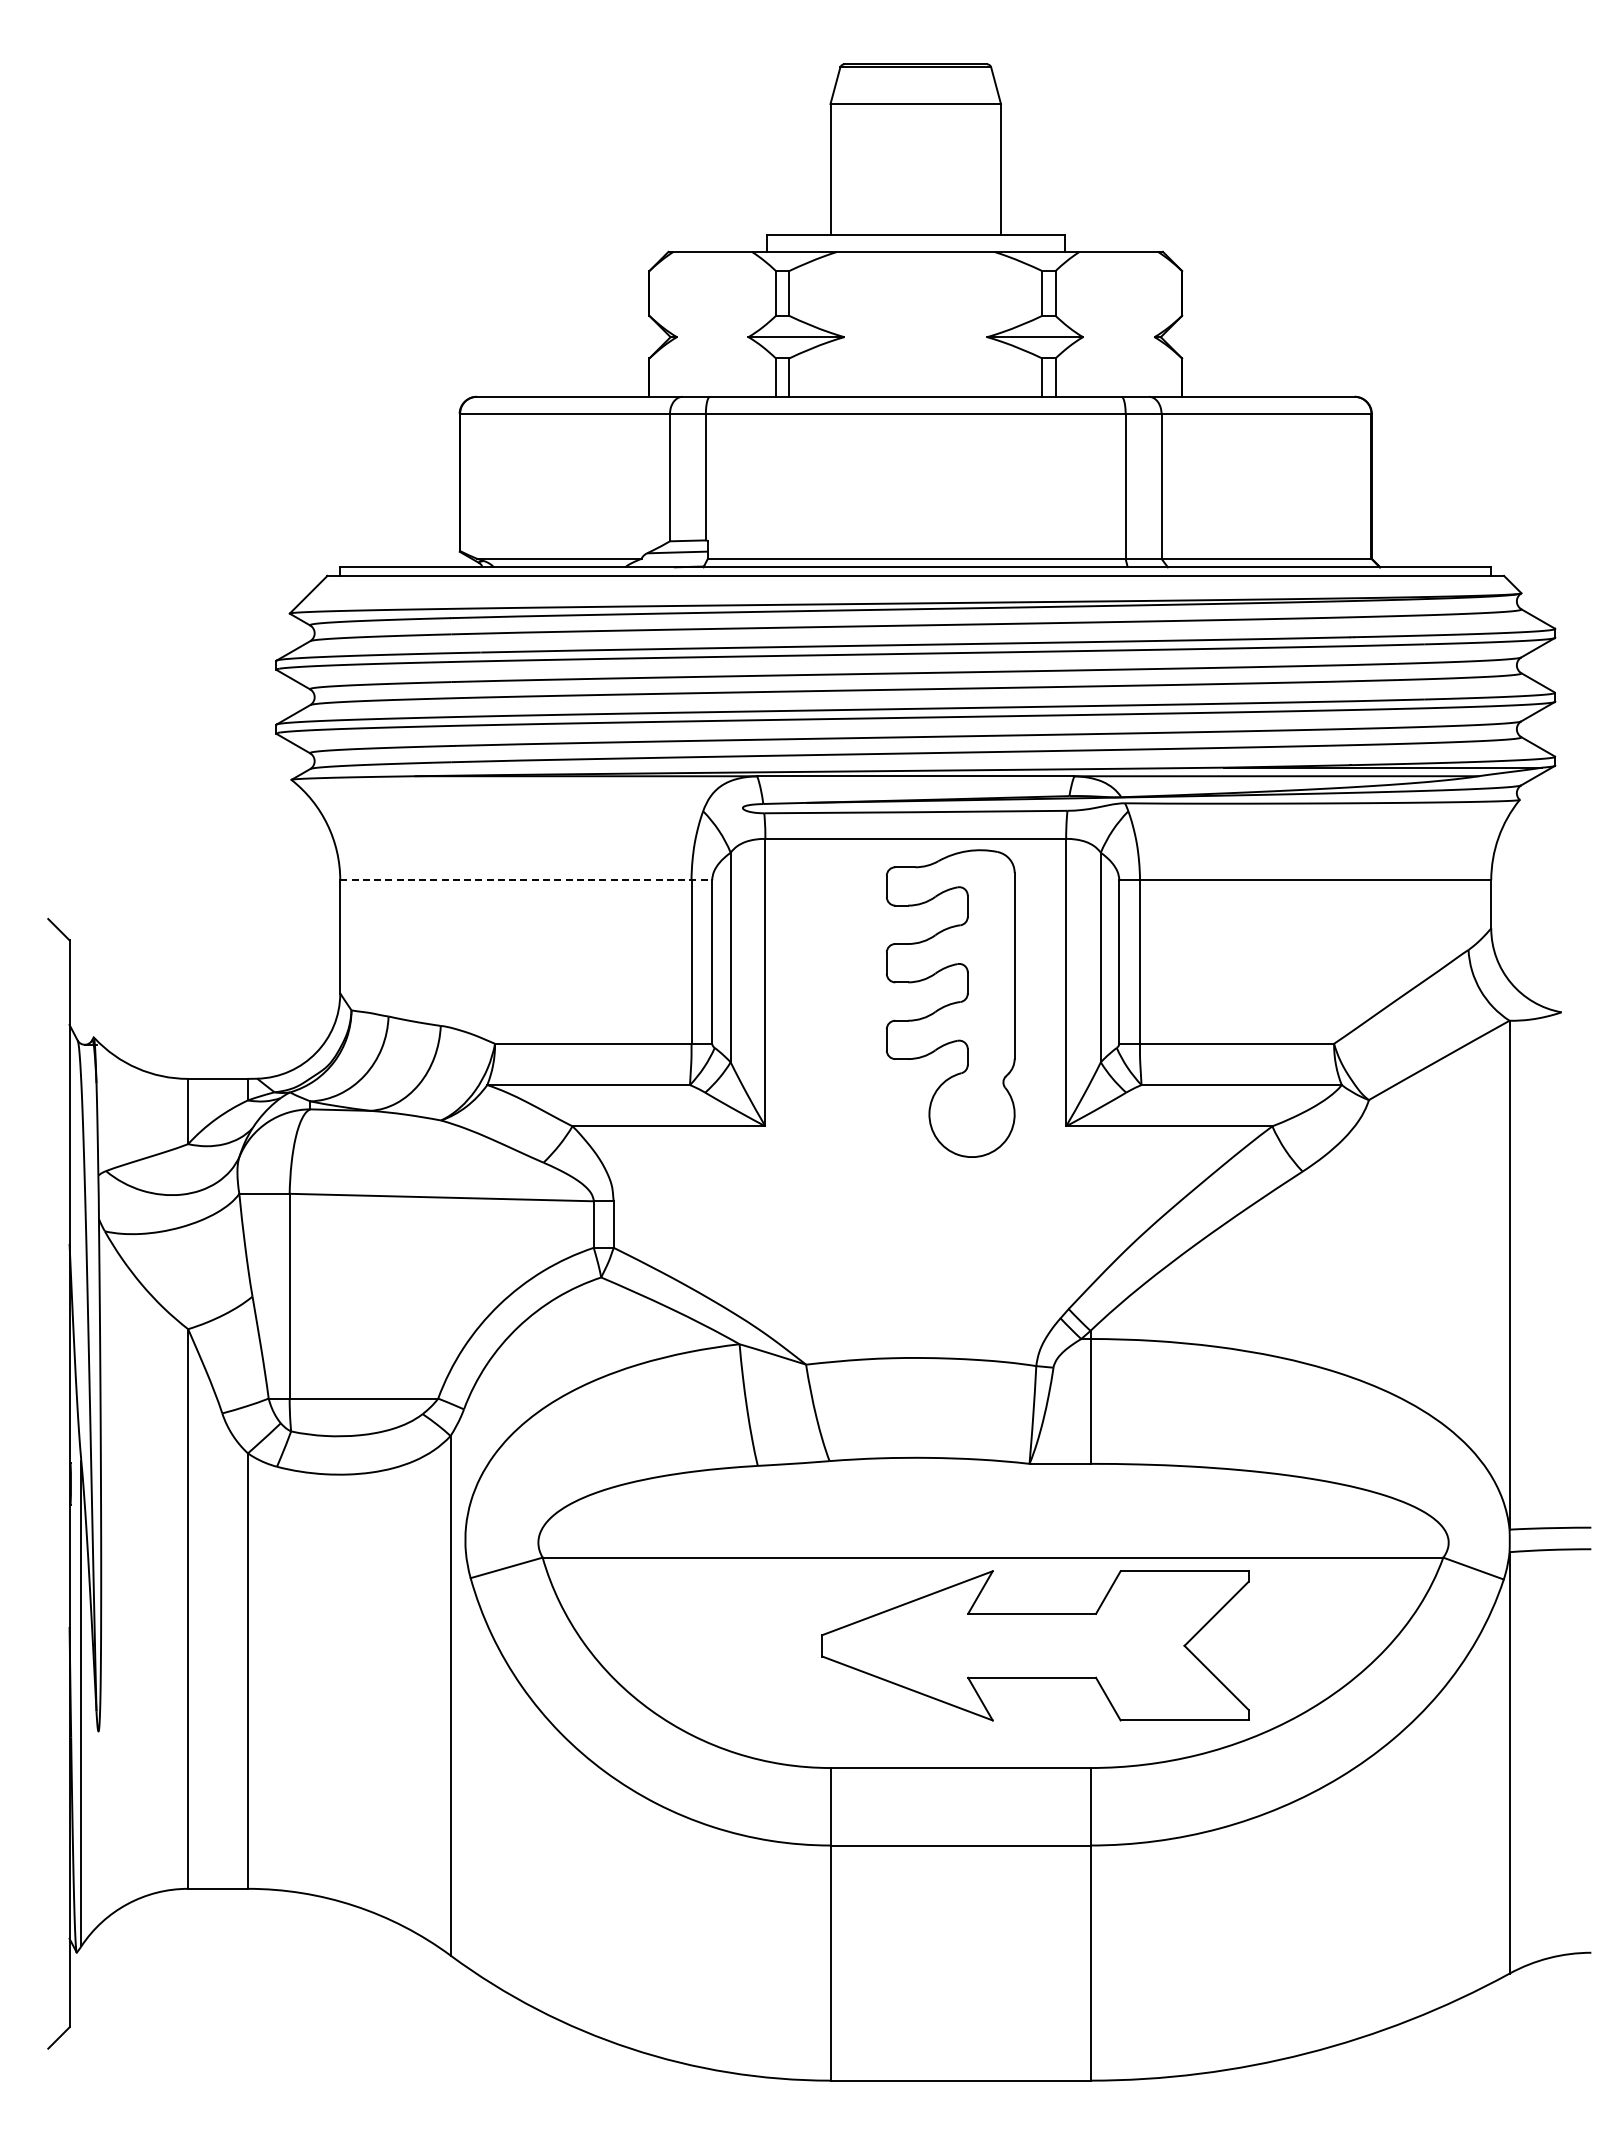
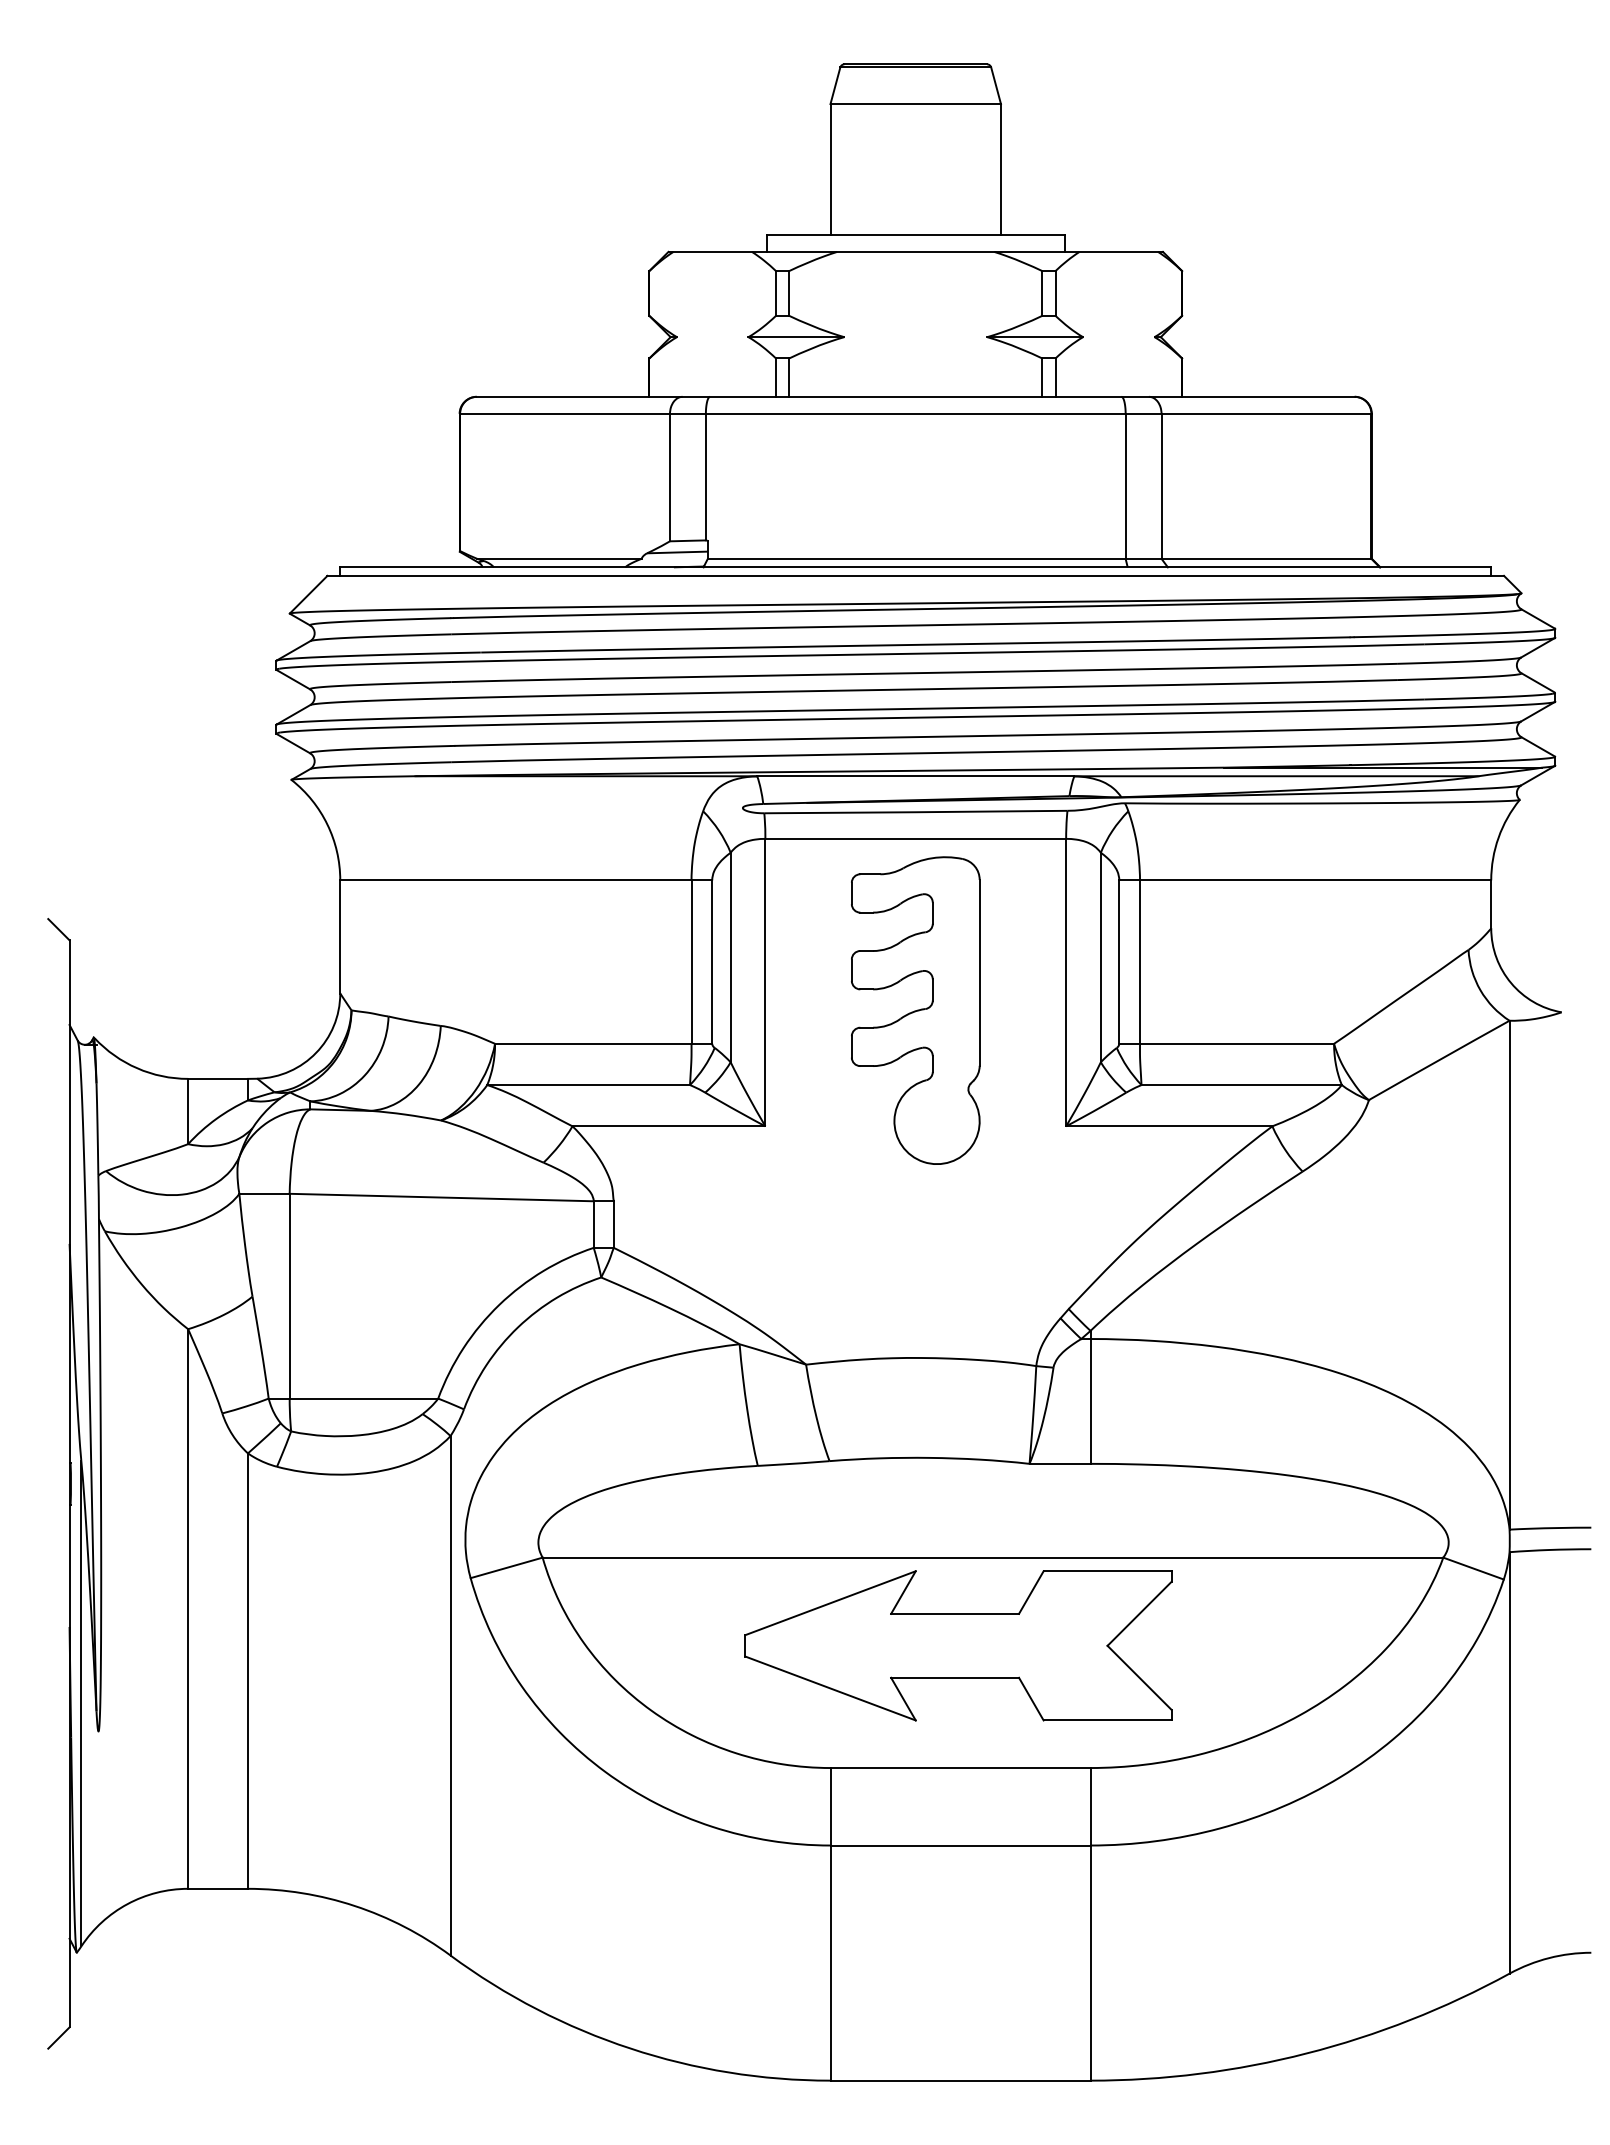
line: dashed -> solid (526, 880)
part position: (950, 1003) -> (915, 1010) (915, 1010)
part position: (1035, 1645) -> (958, 1645) (958, 1645)
